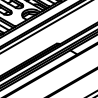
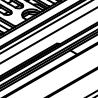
line: none -> present (48, 35)
